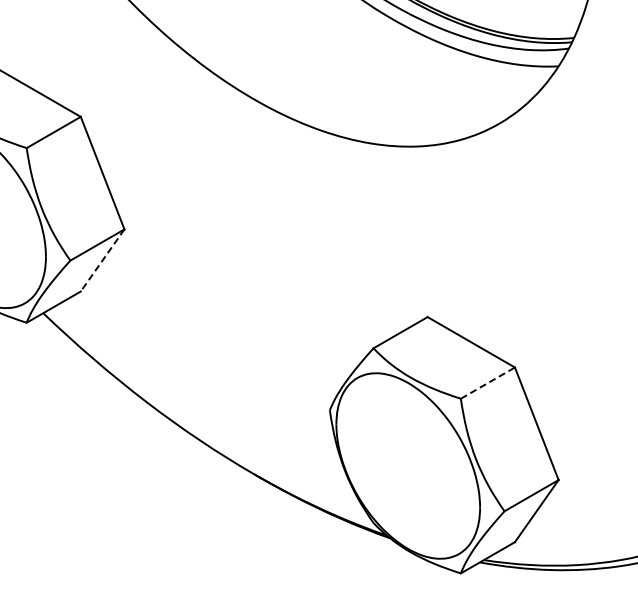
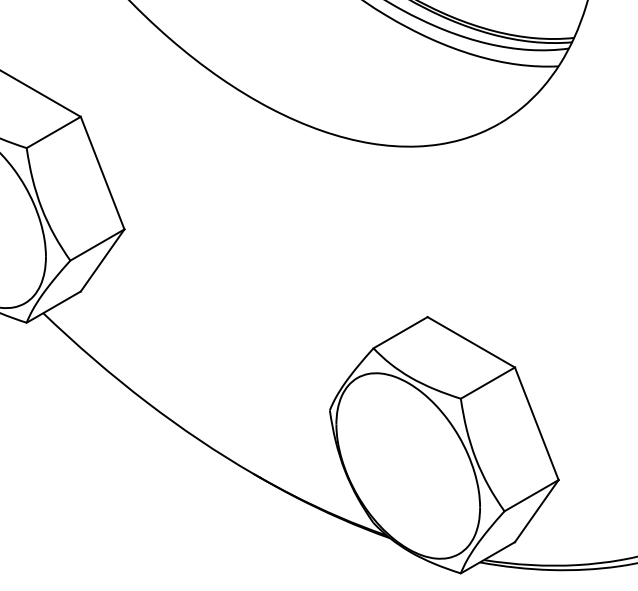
line: dashed -> solid (102, 260)
line: dashed -> solid (488, 382)
